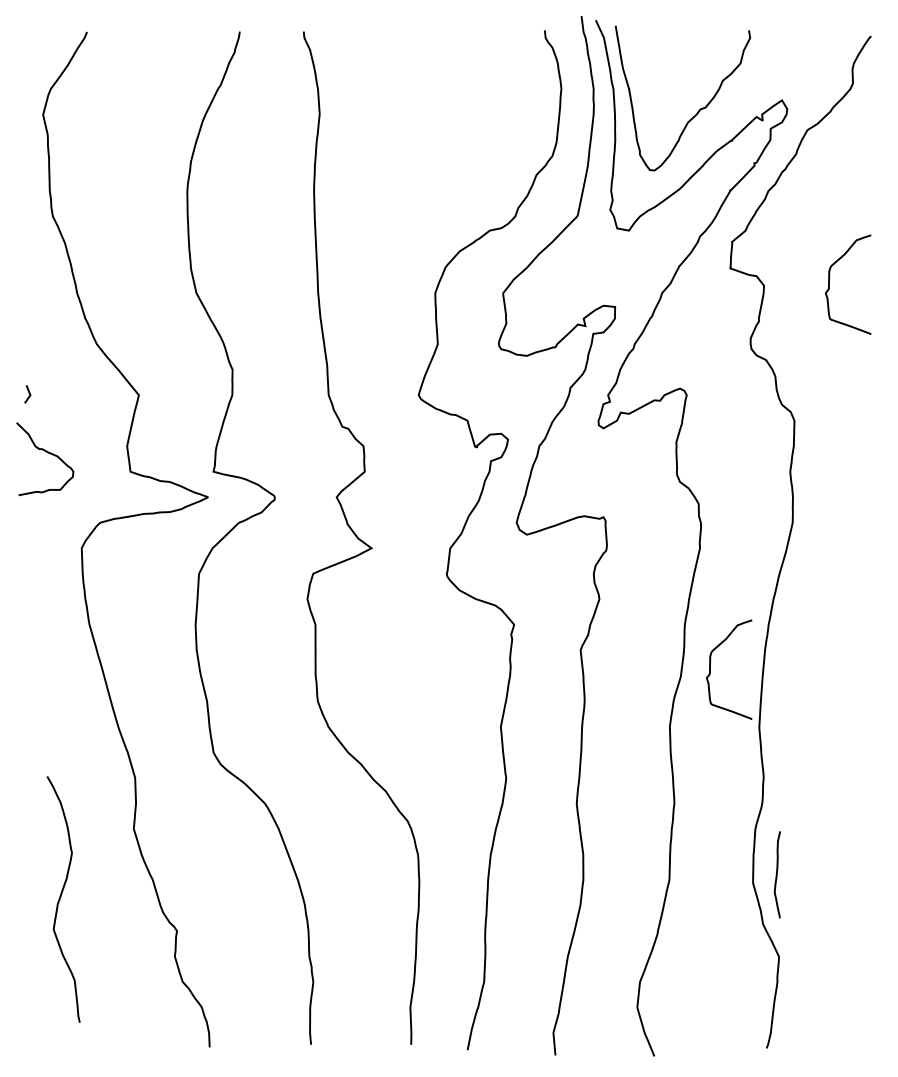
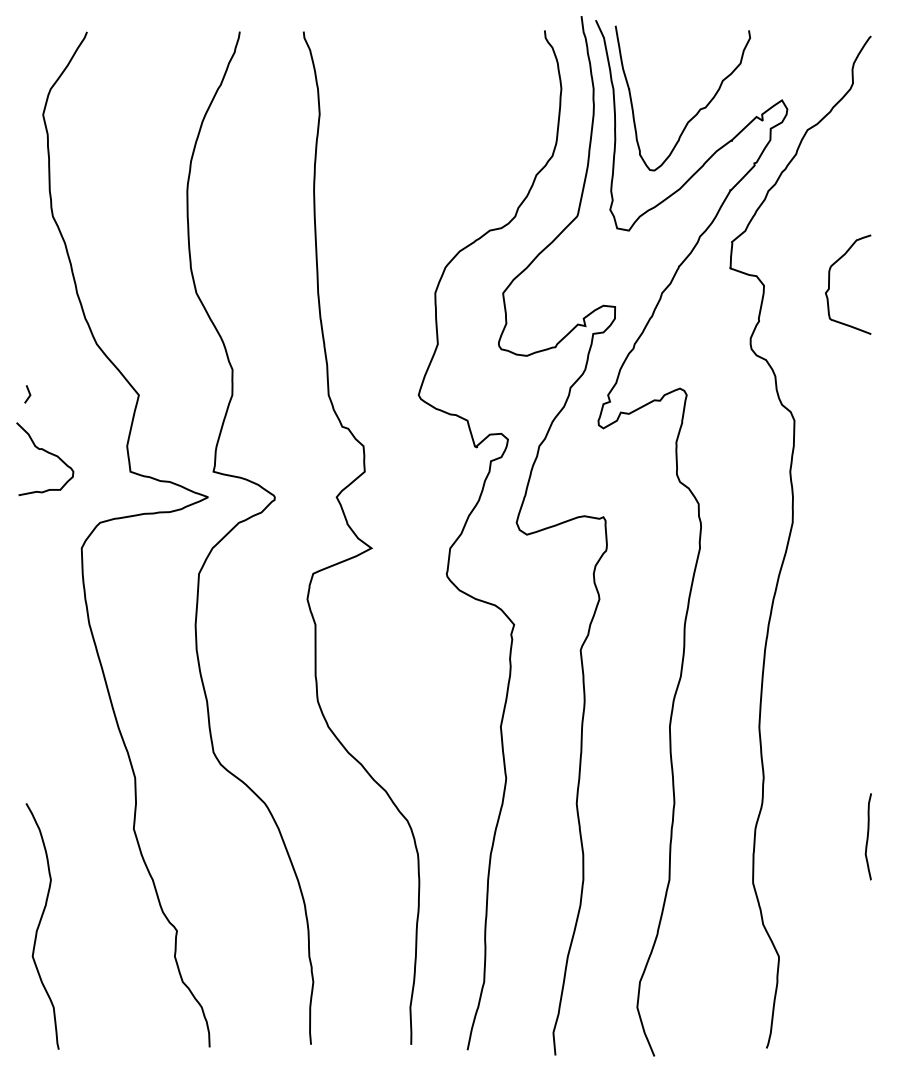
curve: present -> none (710, 669)
curve position: (776, 874) -> (867, 836) (867, 836)
curve position: (61, 897) -> (40, 924) (40, 924)
